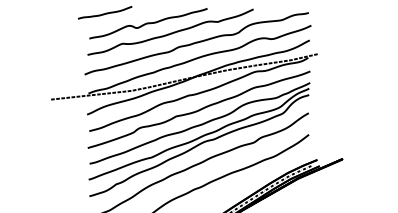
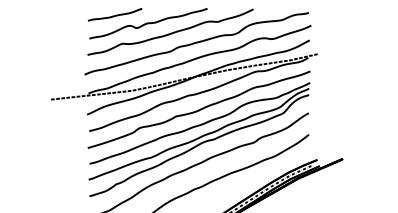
curve position: (106, 12) -> (116, 14) (116, 14)
